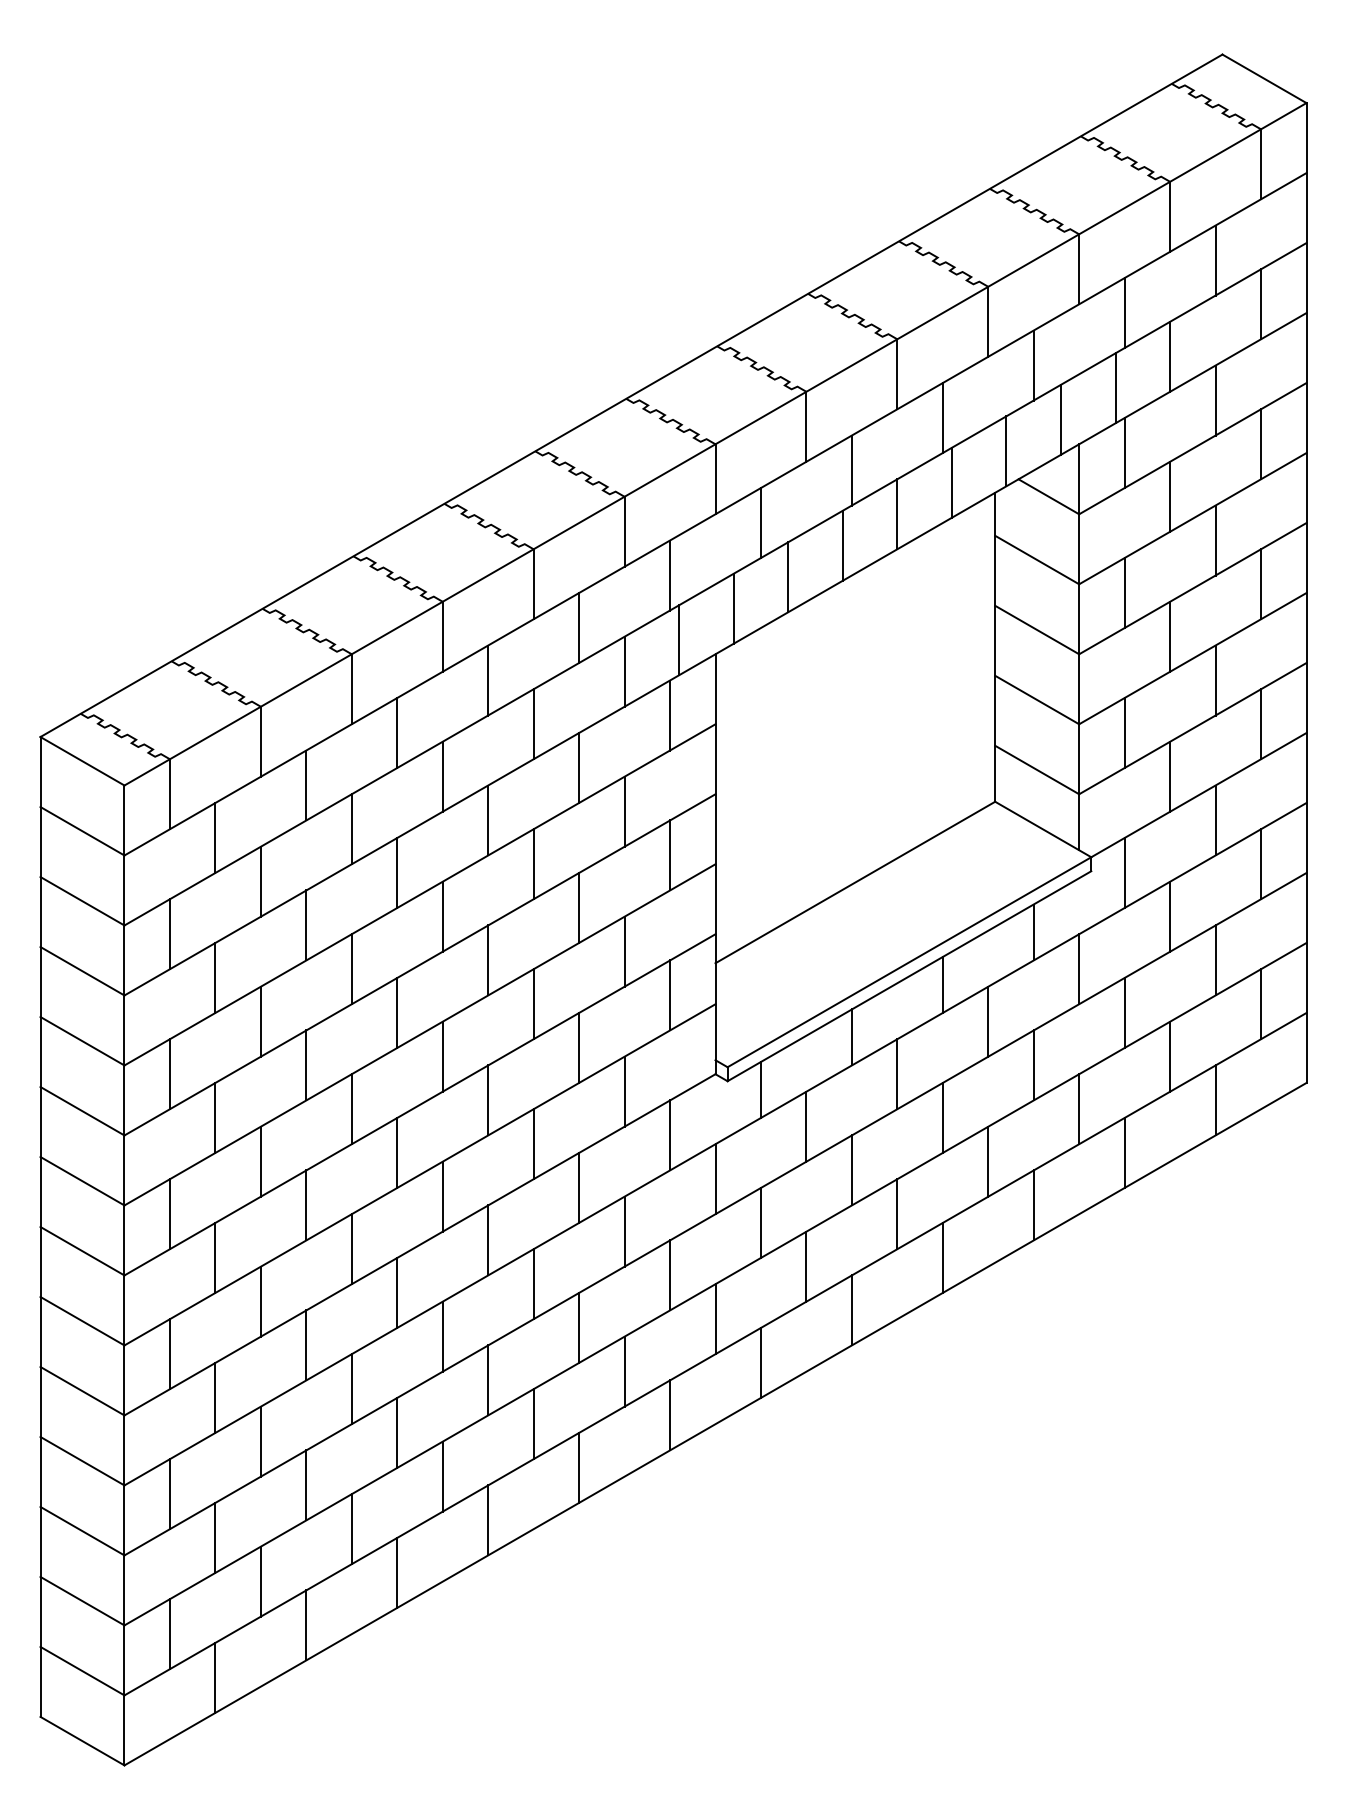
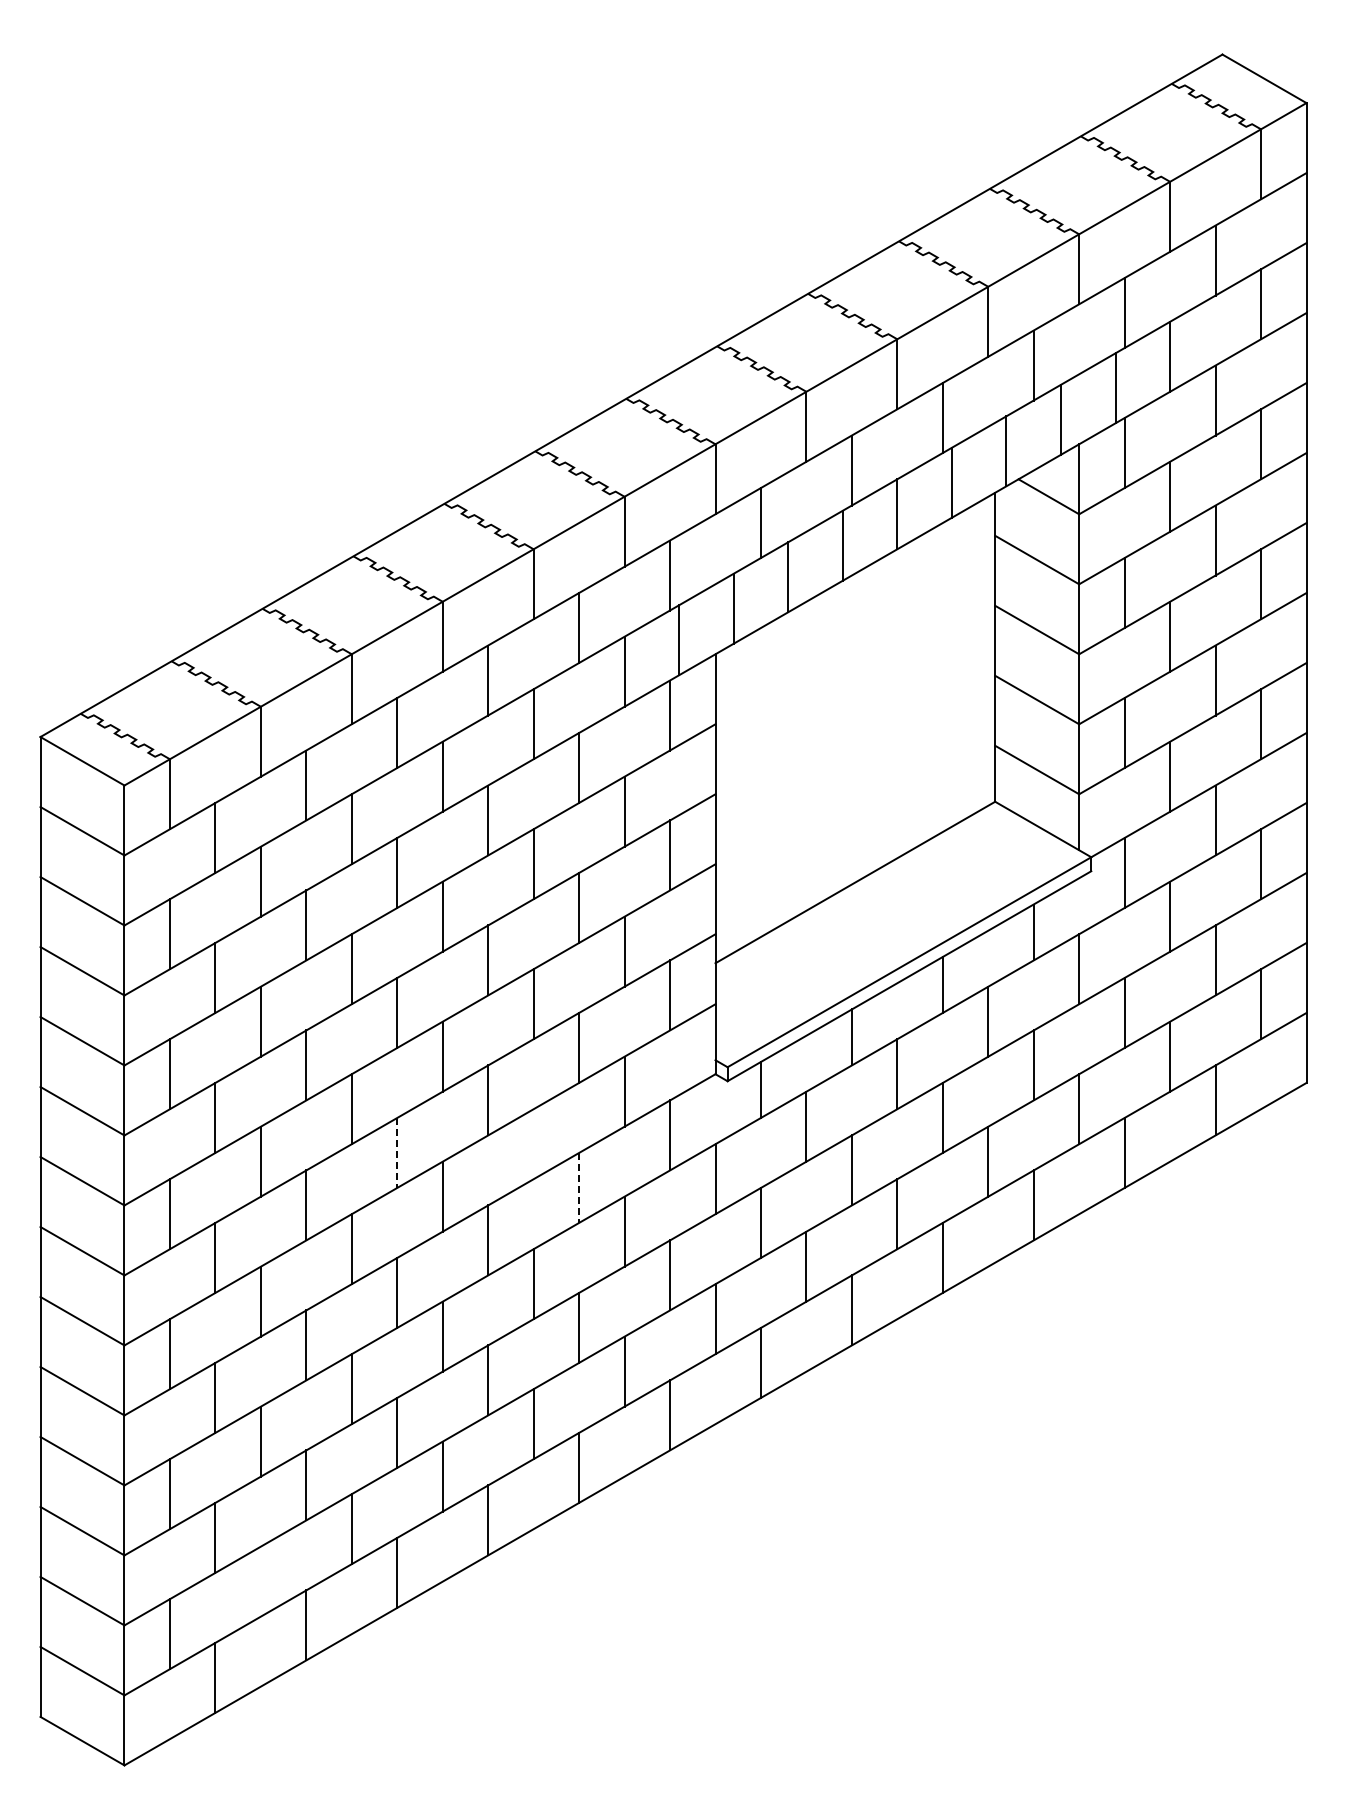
line: present -> none (533, 1144)
line: solid -> dashed (397, 1152)
line: solid -> dashed (579, 1187)
line: present -> none (260, 1581)
